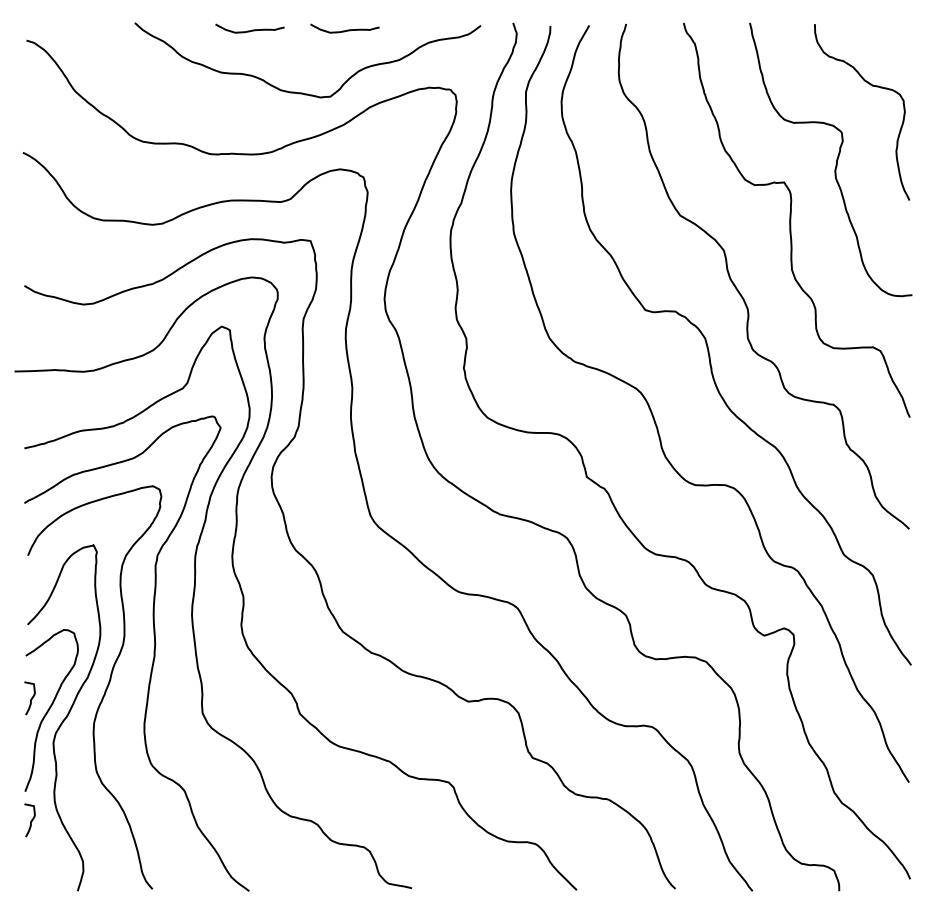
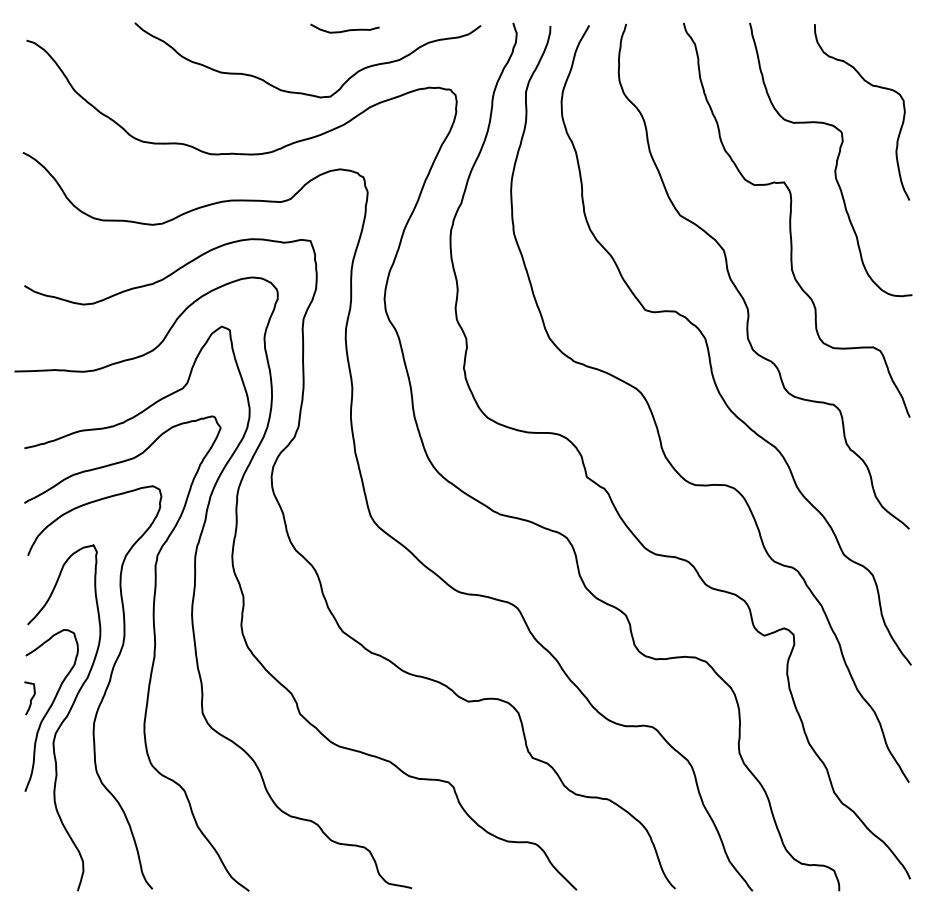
curve: present -> none (249, 30)
curve: present -> none (30, 821)
